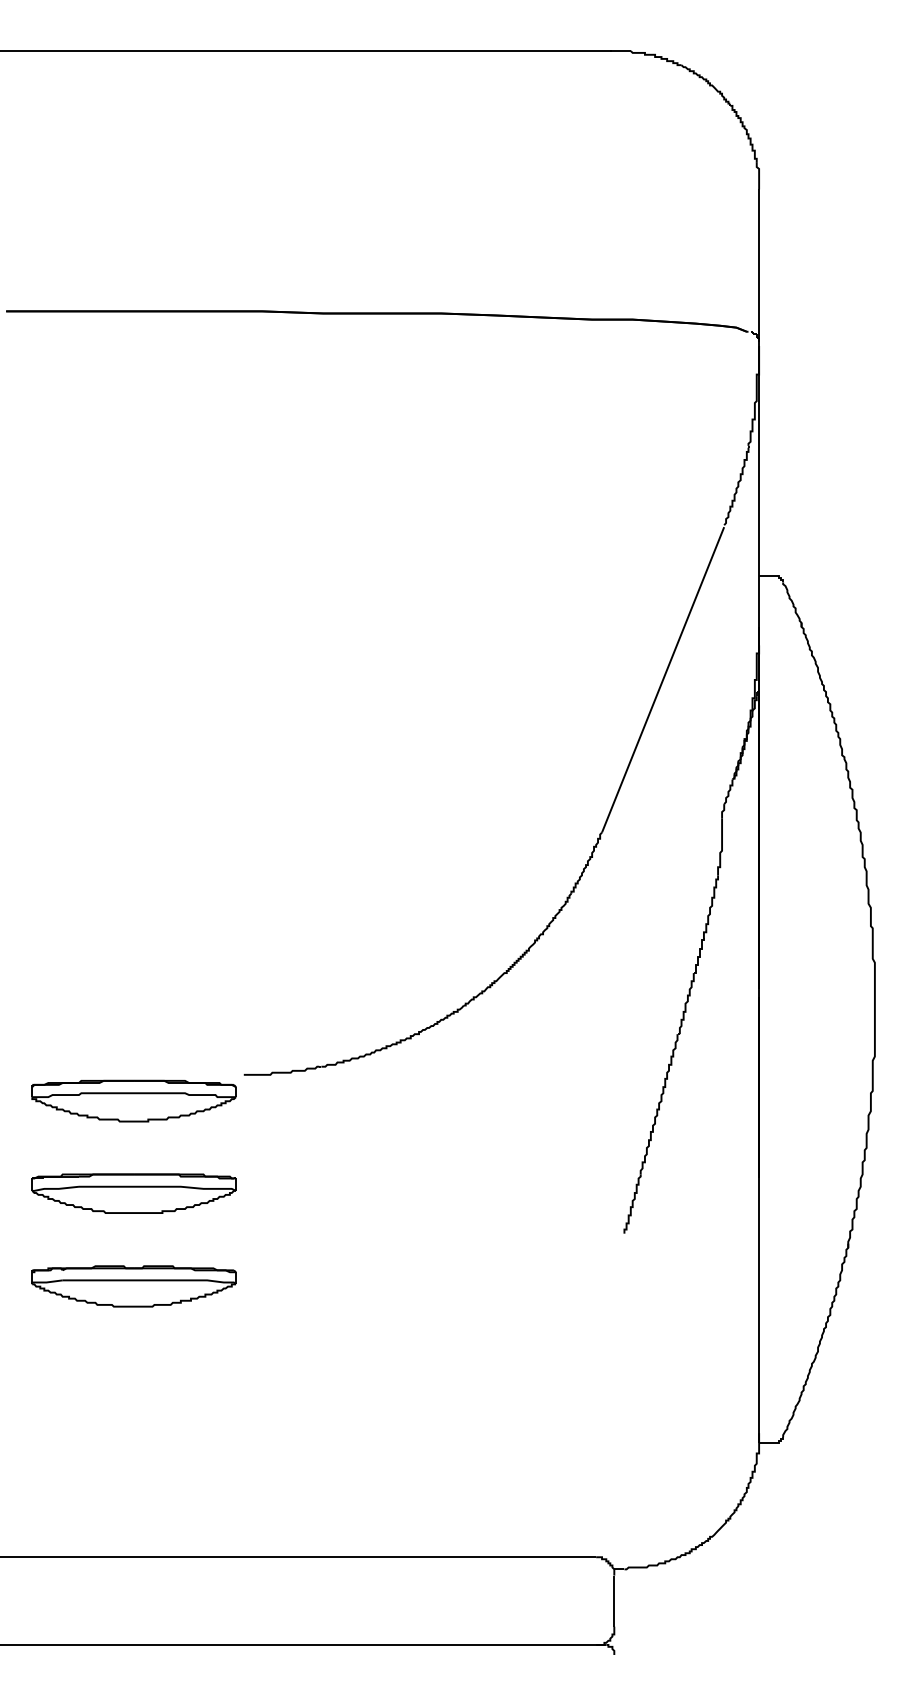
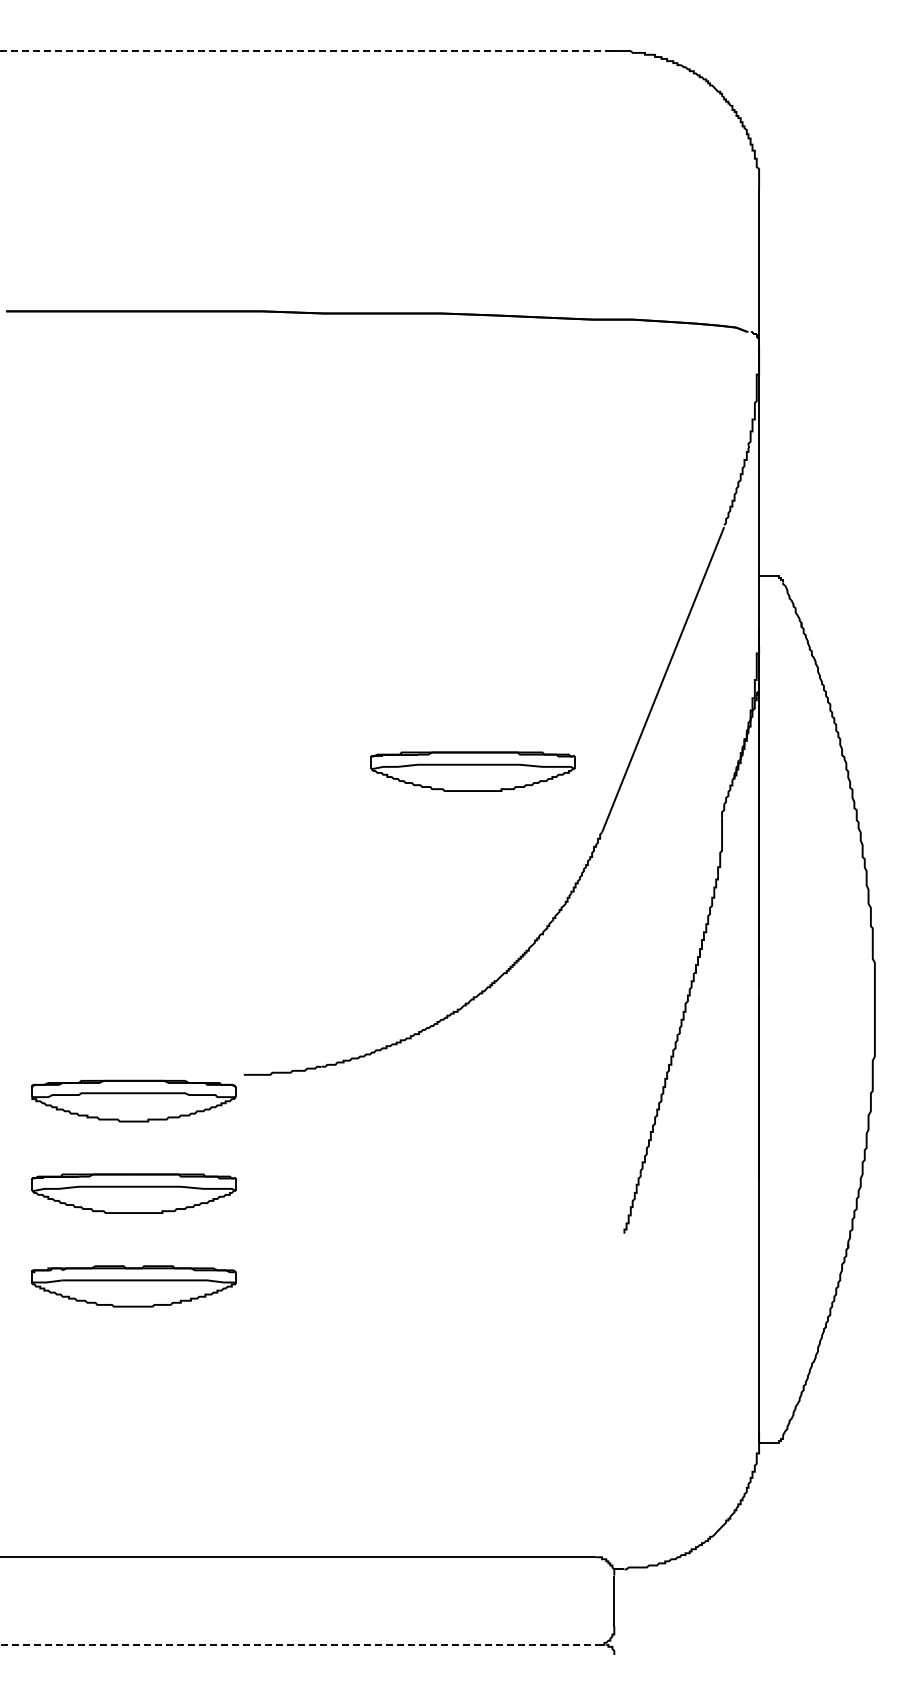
line: solid -> dashed (306, 51)
part: none -> present (472, 771)
line: solid -> dashed (303, 1644)
